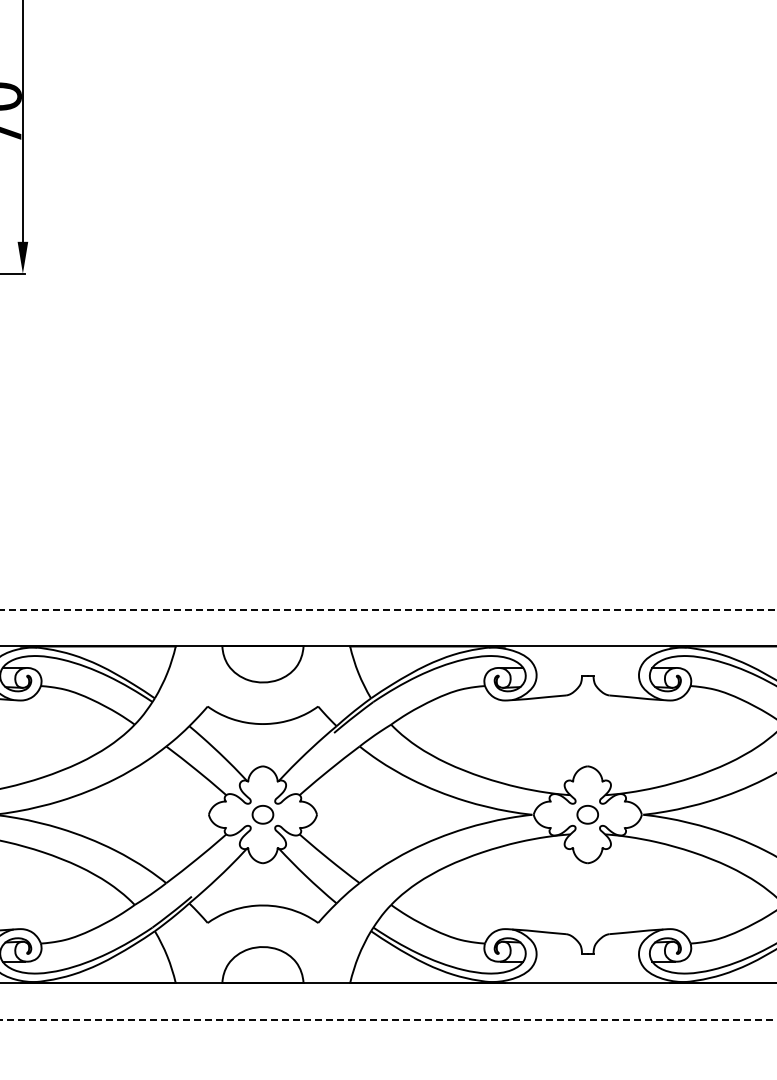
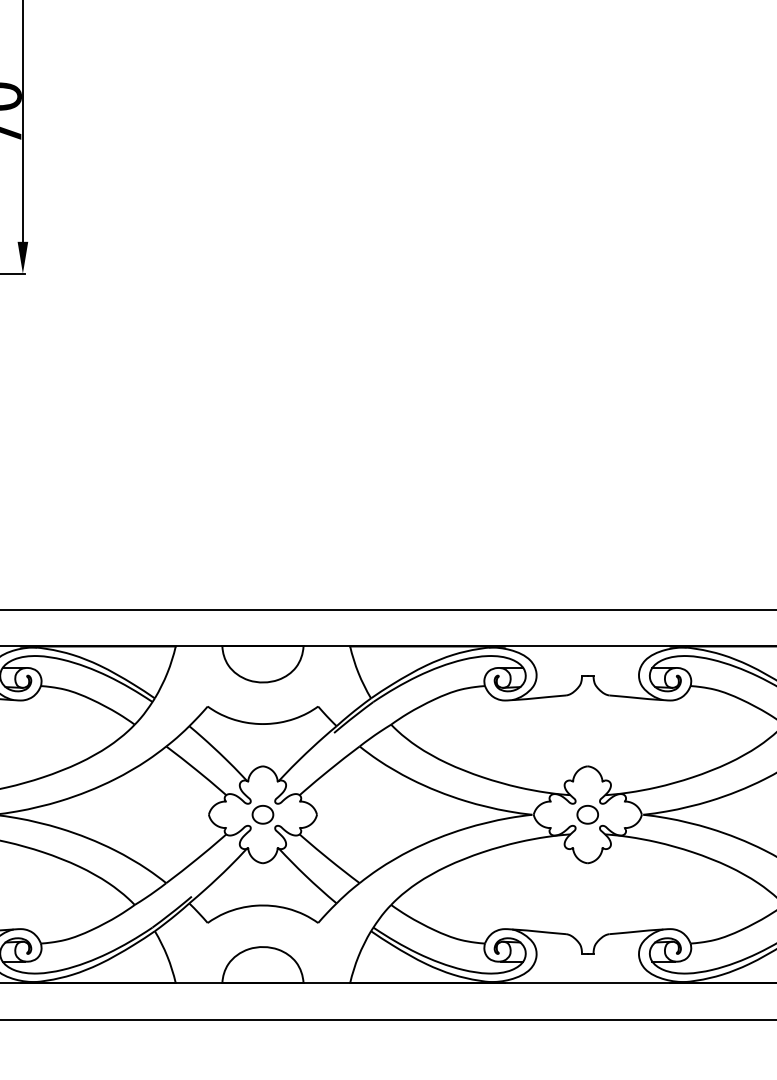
line: dashed -> solid (388, 610)
line: dashed -> solid (388, 1019)
